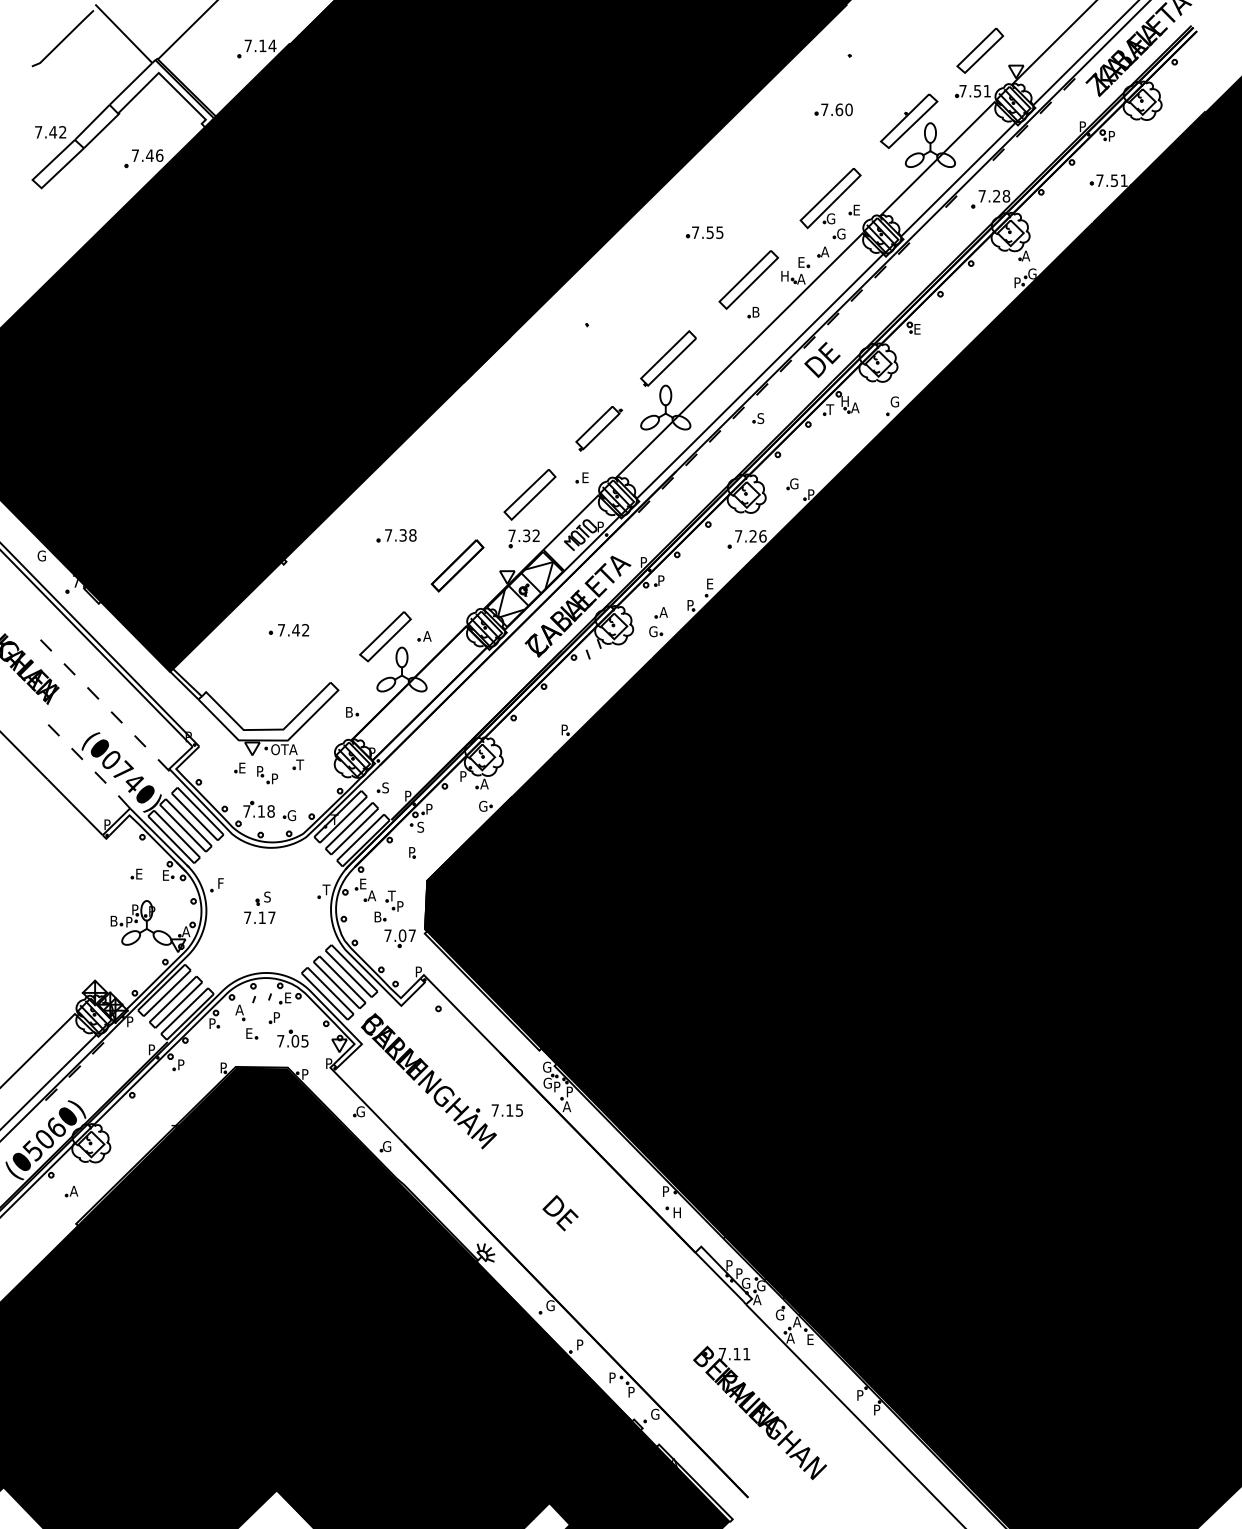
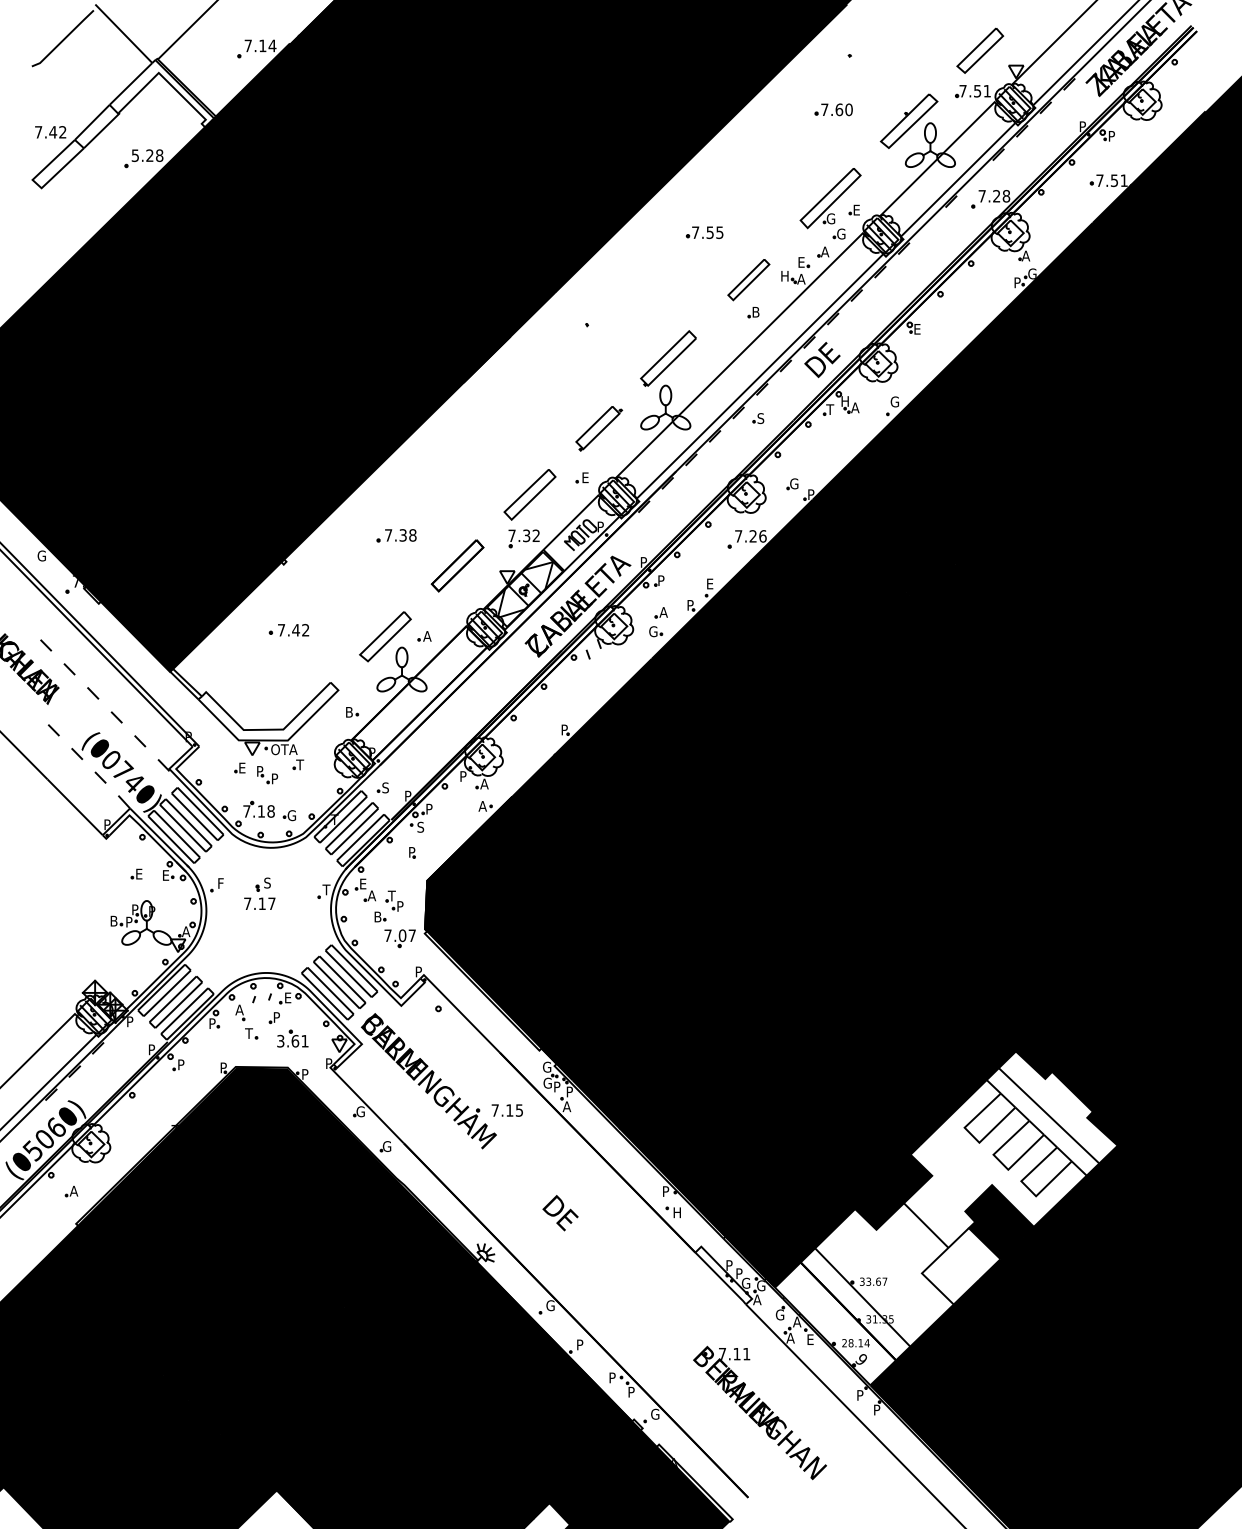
text: 7.46 -> 5.28 (147, 155)
part size: 62x60 px -> 44x43 px (748, 280)
text: G -> A (482, 805)
part position: (259, 907) -> (259, 893) (259, 893)
text: E -> T (249, 1033)
text: 7.05 -> 3.61 (292, 1040)
fill: present -> none (946, 1218)
